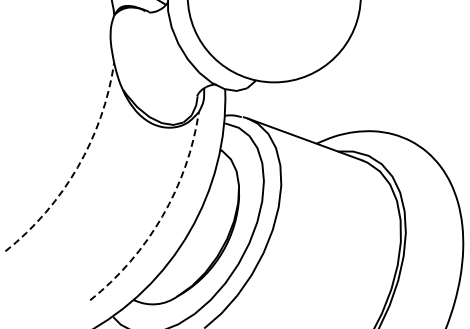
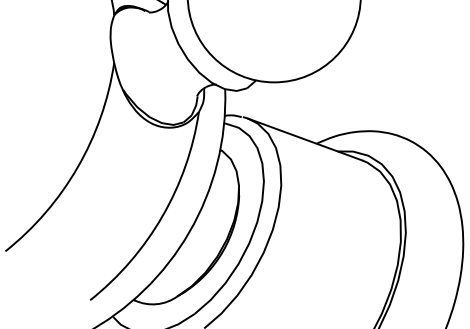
arc: dashed -> solid (77, 167)
arc: dashed -> solid (162, 216)
